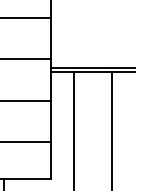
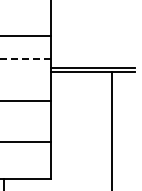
line position: (26, 17) -> (26, 35) (26, 35)
line: solid -> dashed (25, 59)
line: present -> none (74, 129)
